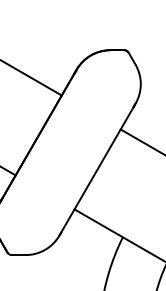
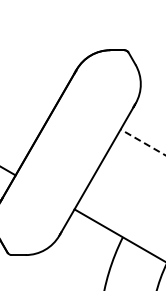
line: present -> none (31, 78)
line: solid -> dashed (143, 142)
